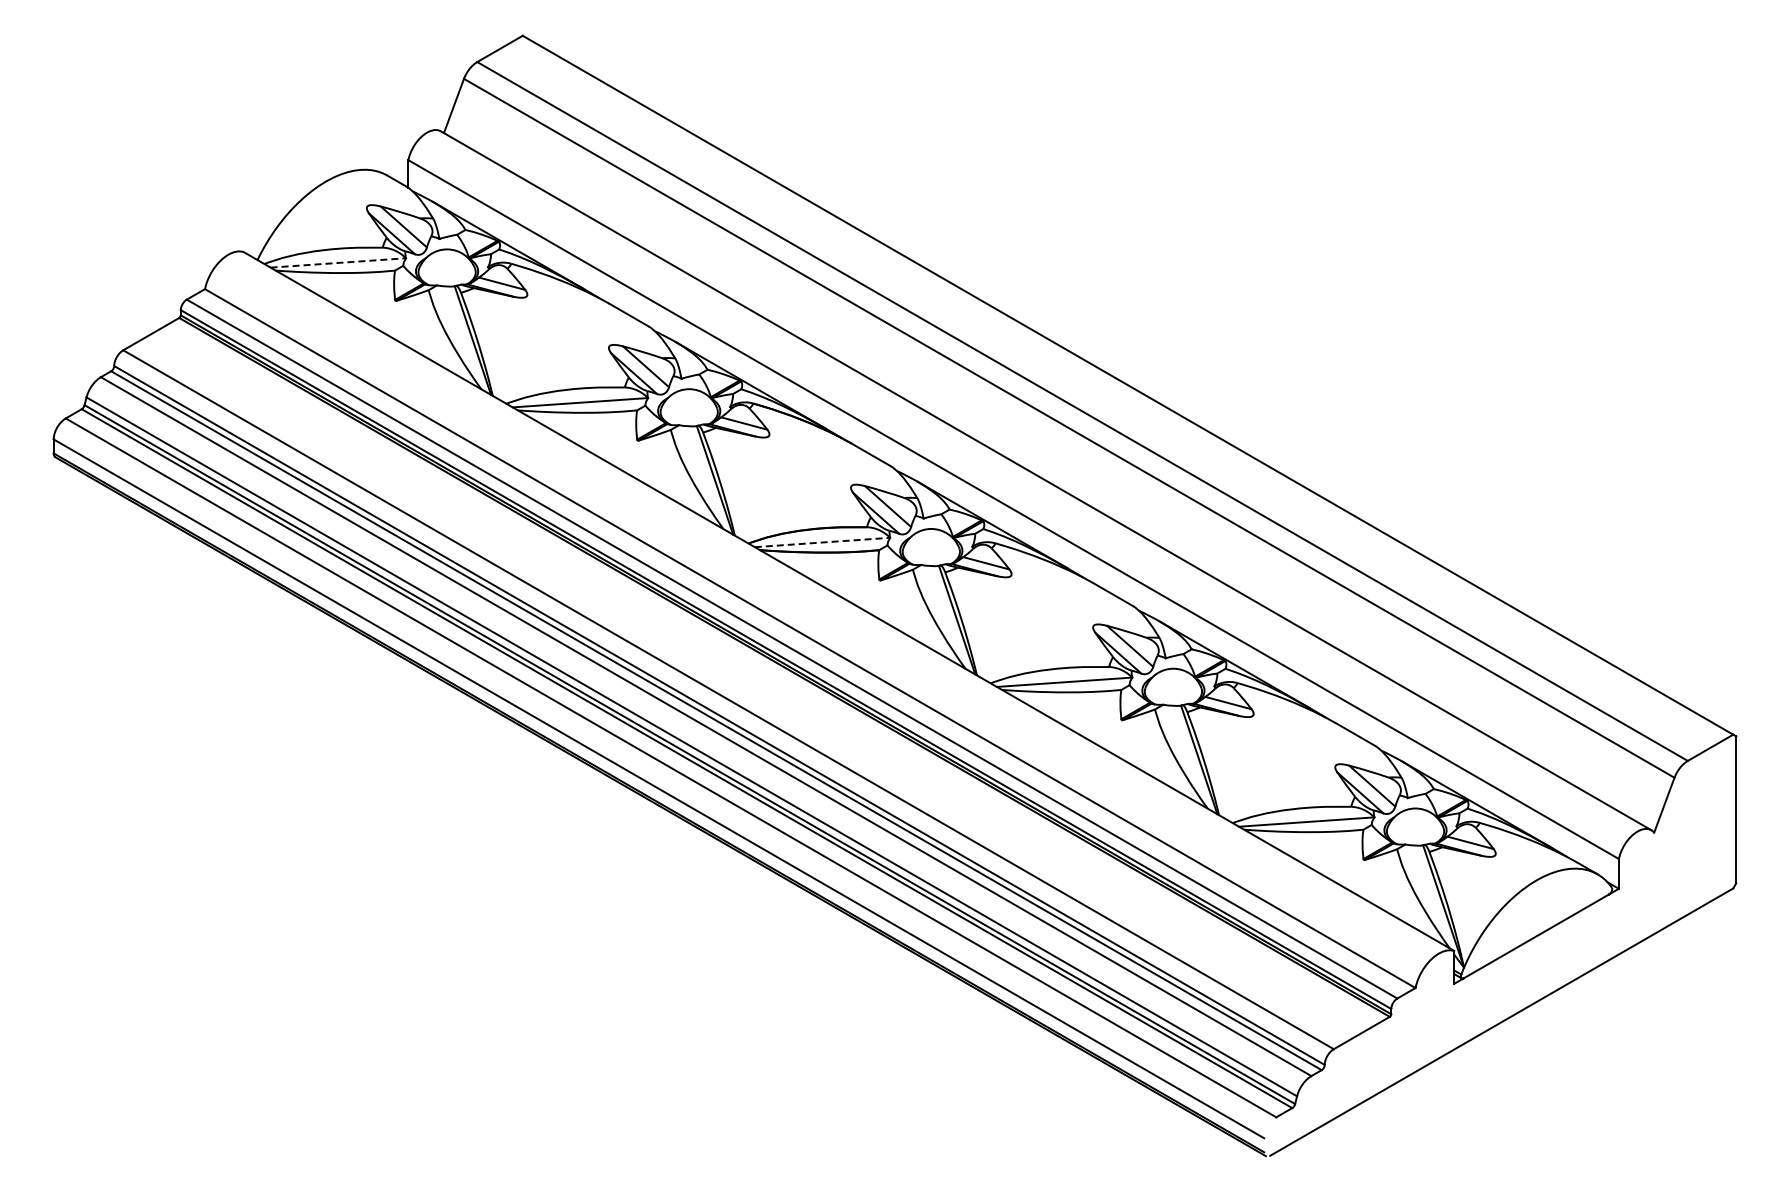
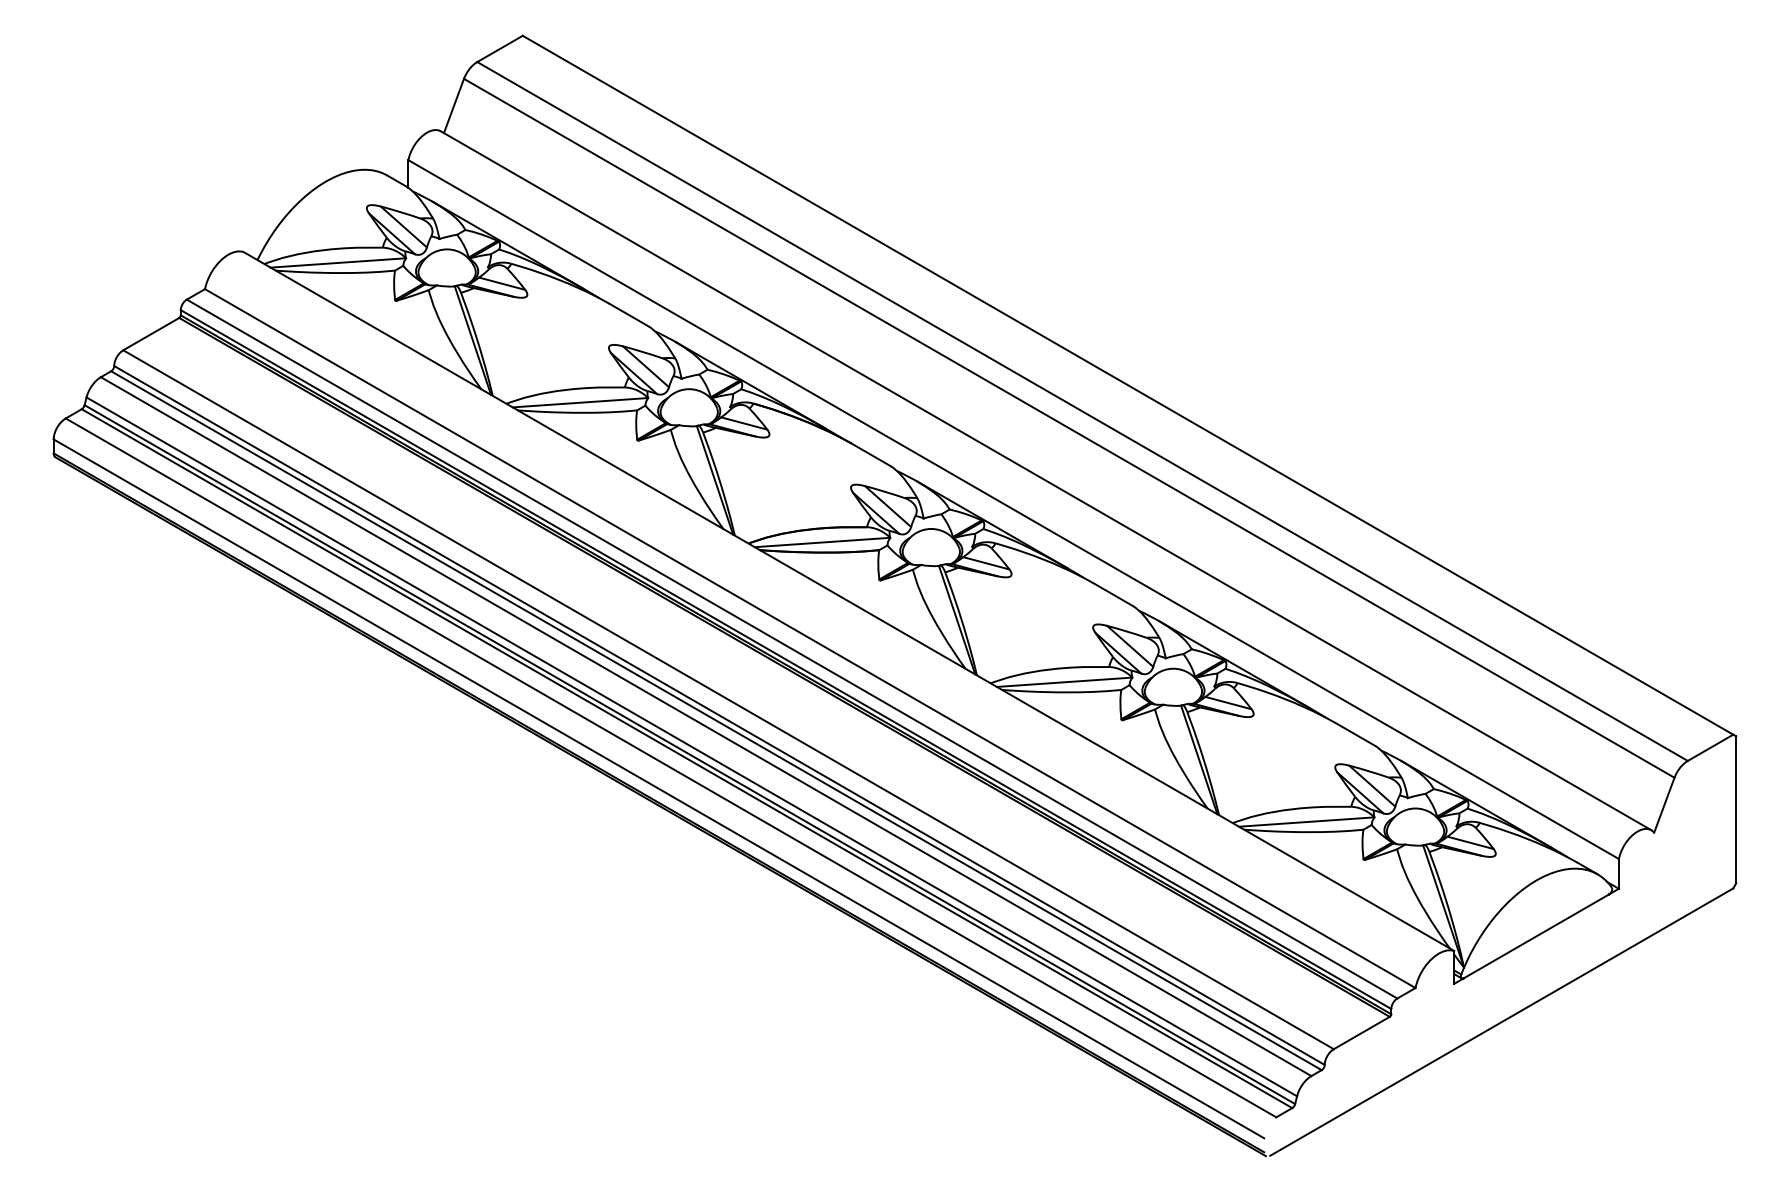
line: dashed -> solid (338, 262)
line: dashed -> solid (822, 542)
